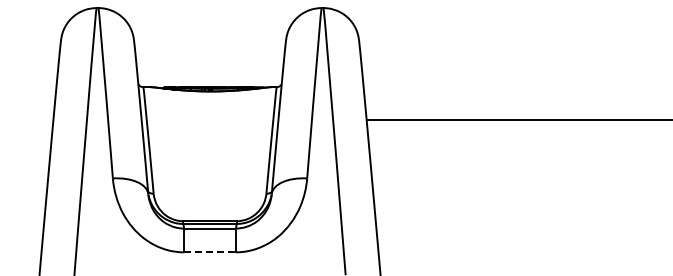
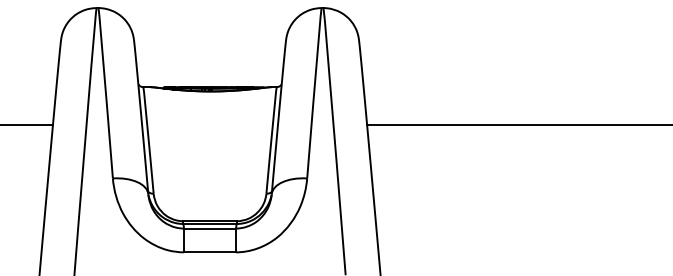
line position: (518, 120) -> (518, 125) (518, 125)
line: none -> present (27, 125)
line: dashed -> solid (210, 252)
